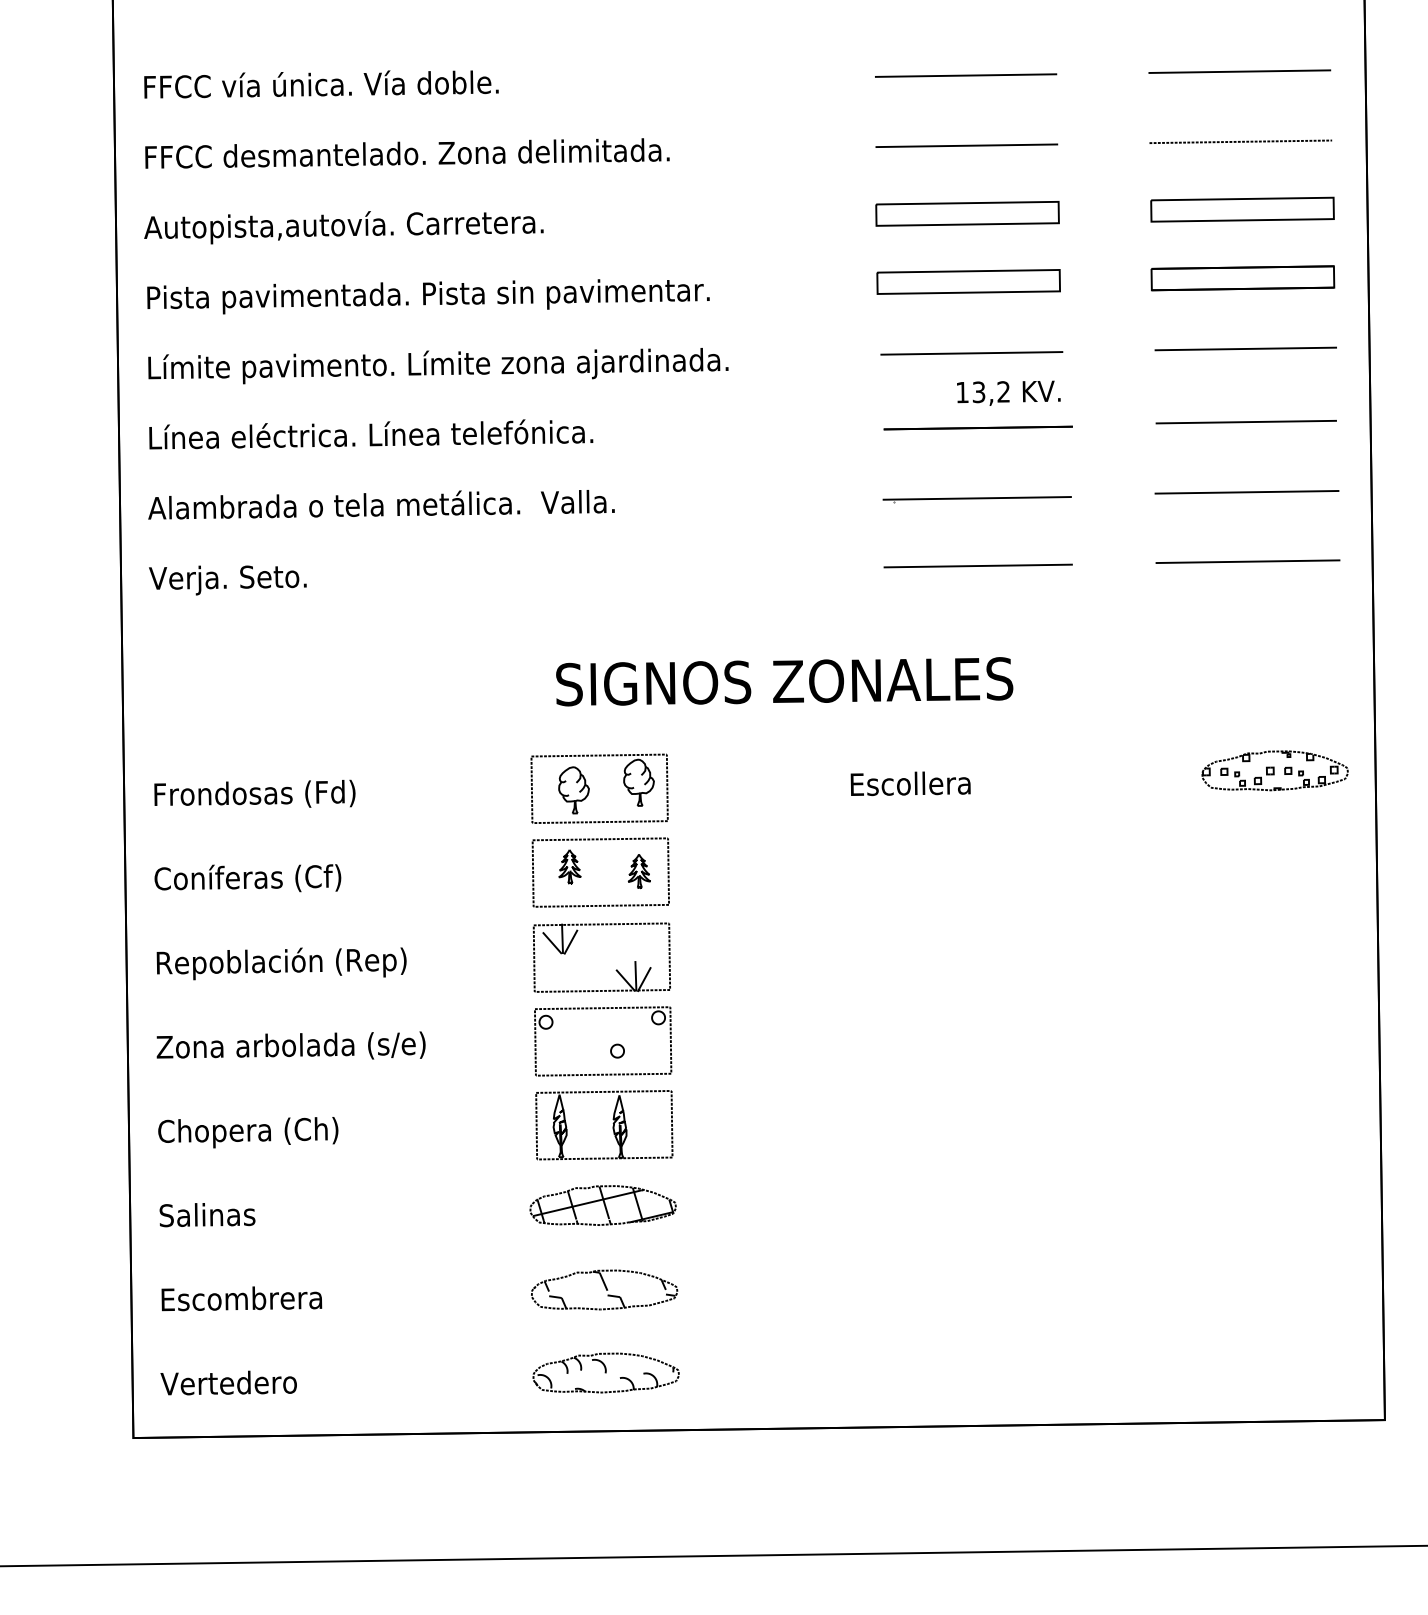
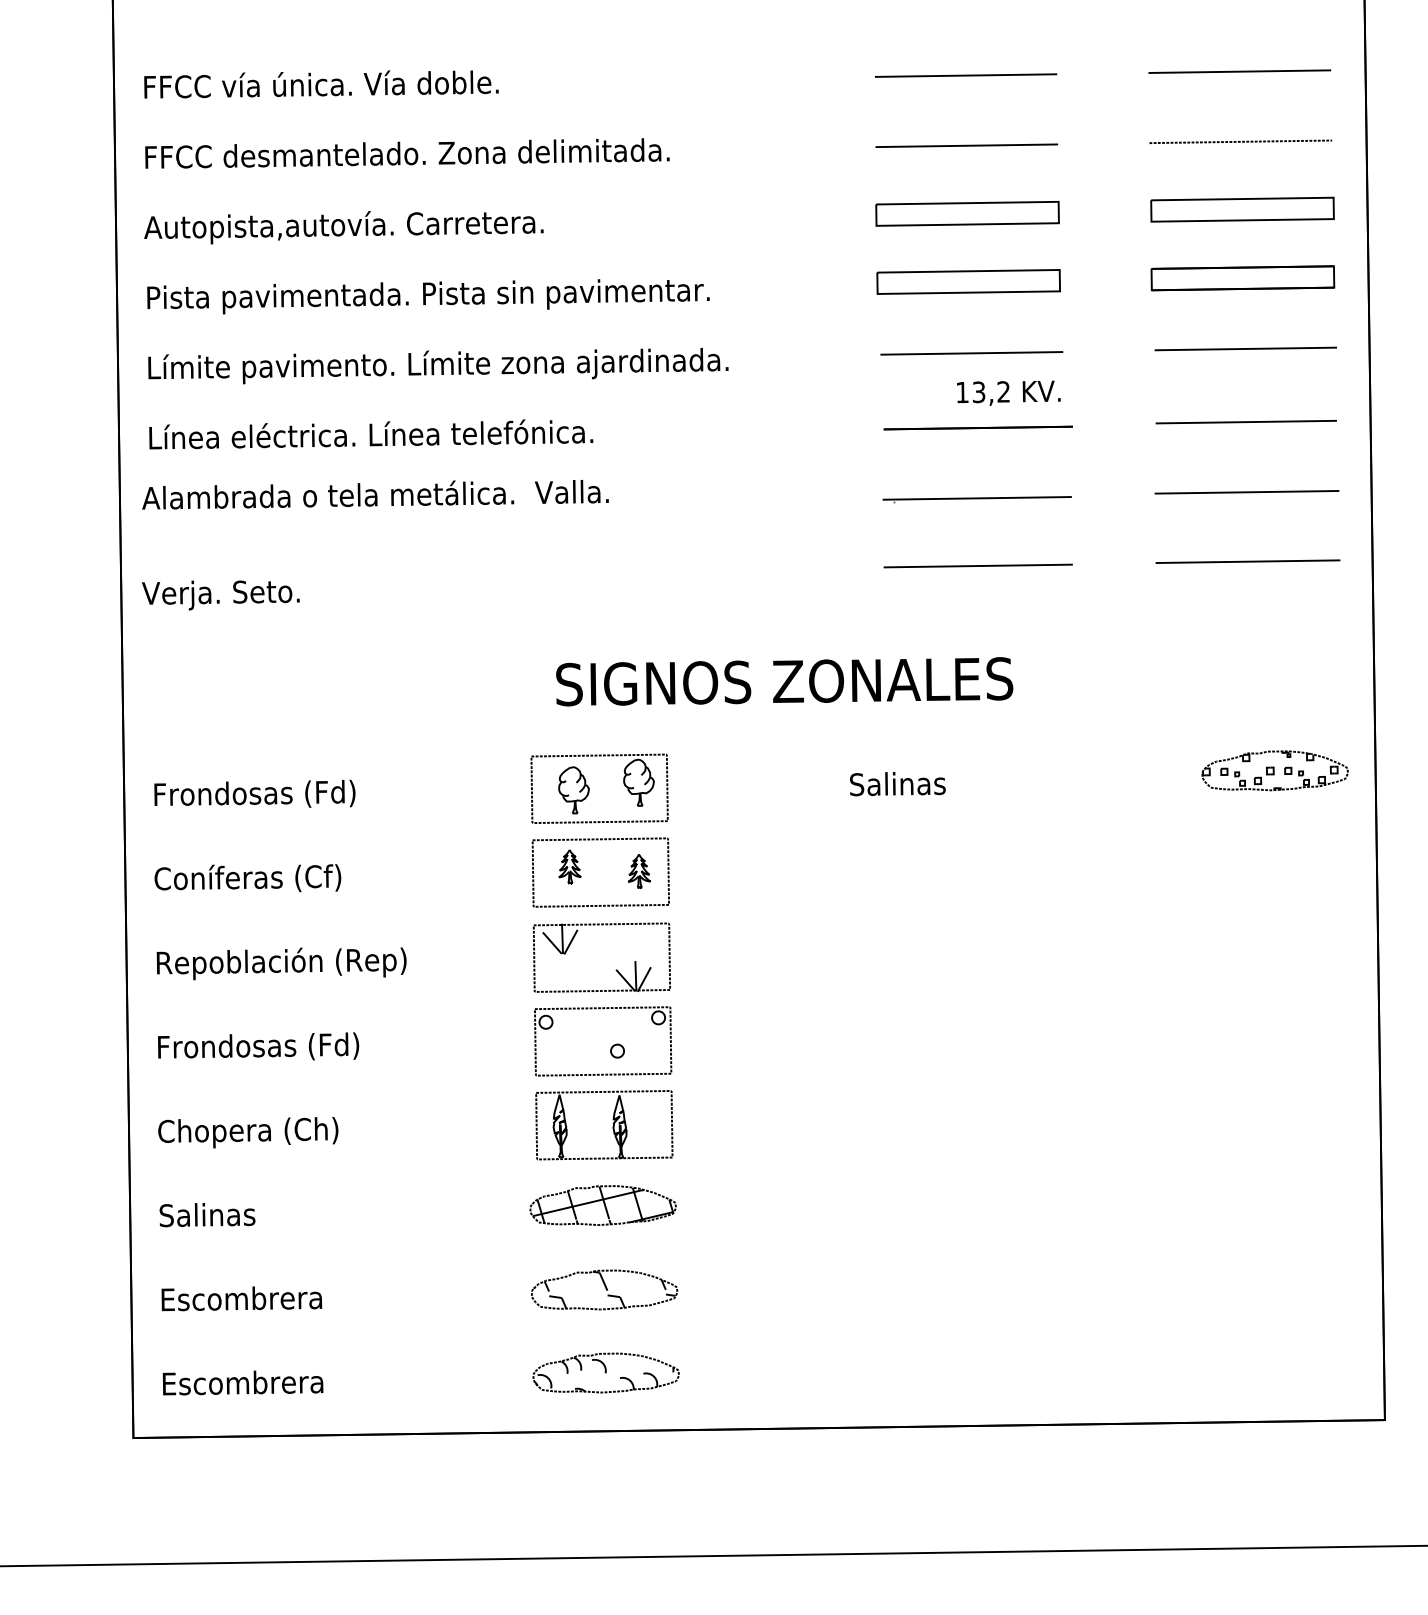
text position: (381, 504) -> (375, 494) (375, 494)
text position: (227, 580) -> (220, 595) (220, 595)
text: Escollera -> Salinas (910, 783)
text: Zona arbolada (s/e) -> Frondosas (Fd) (290, 1045)
text: Vertedero -> Escombrera (241, 1382)
